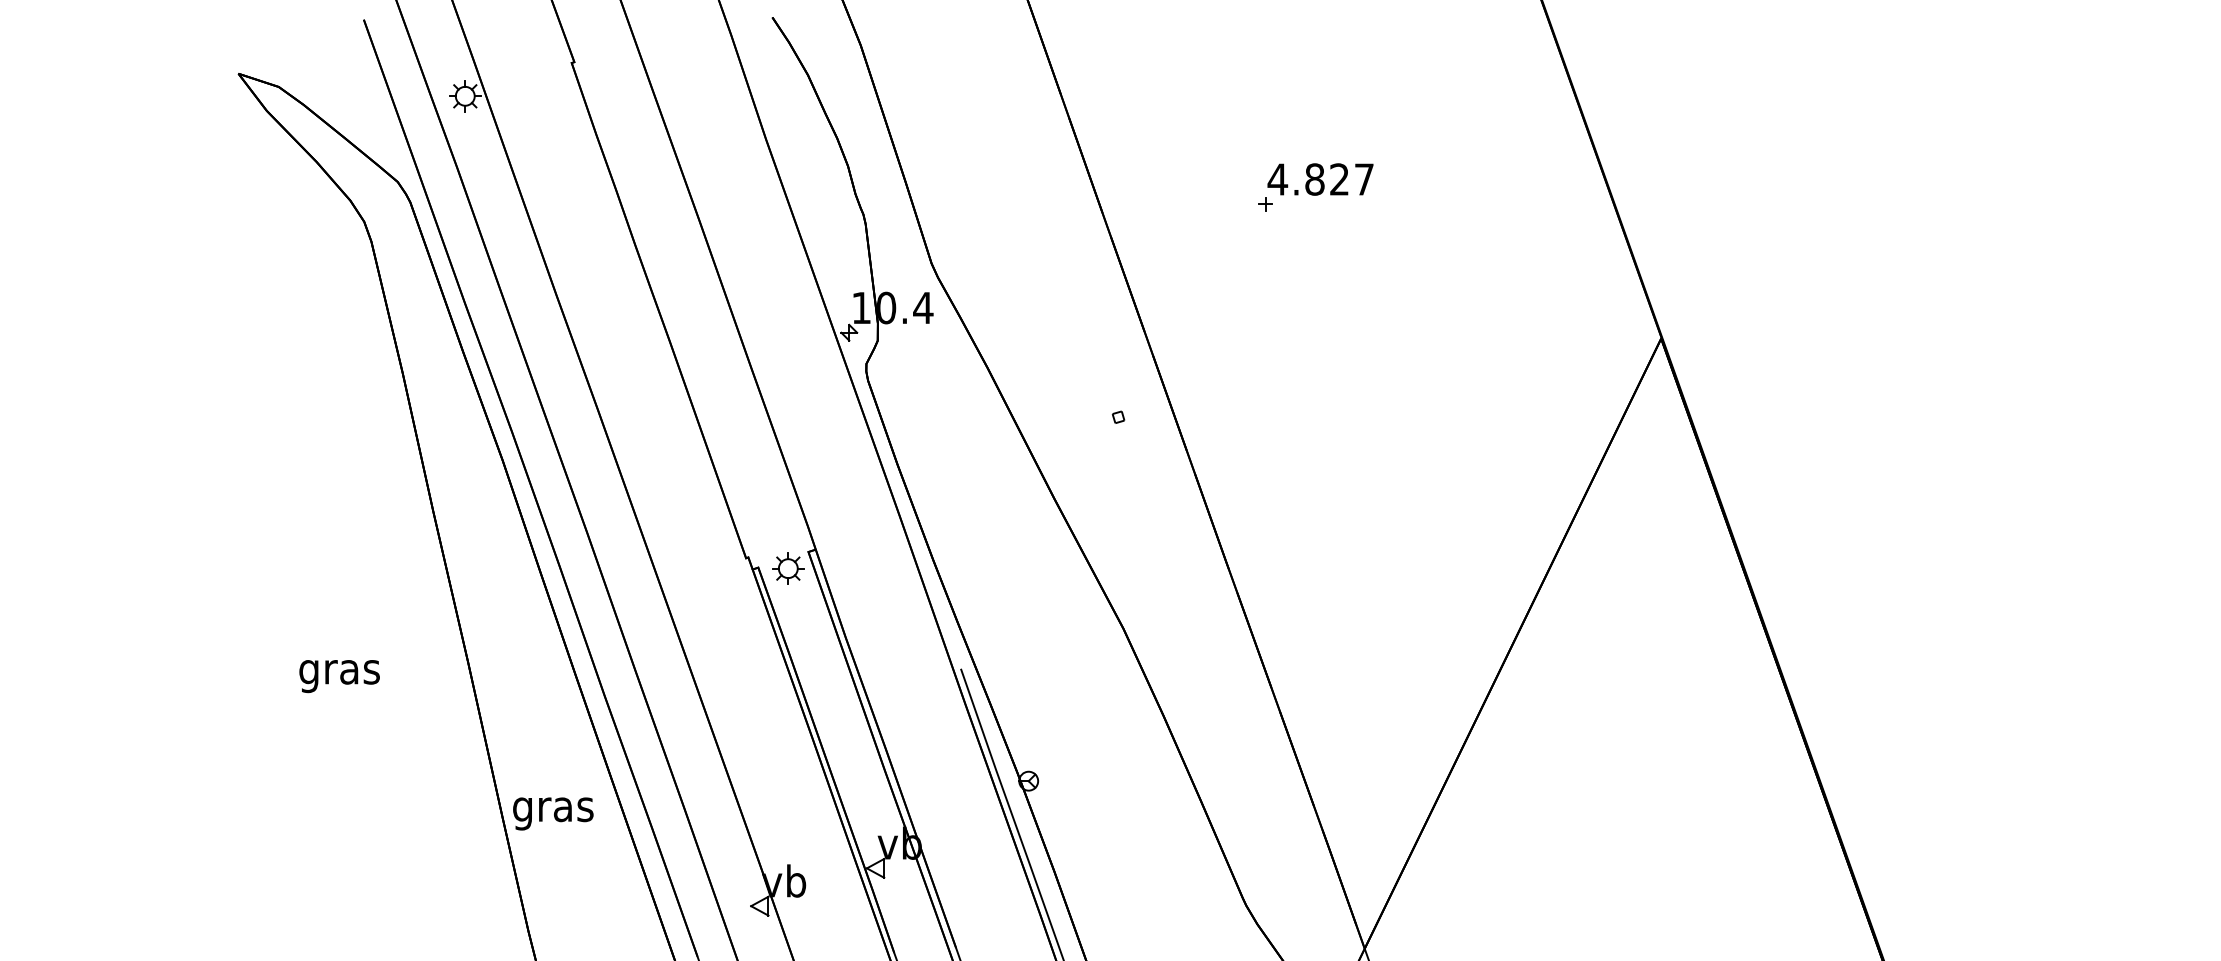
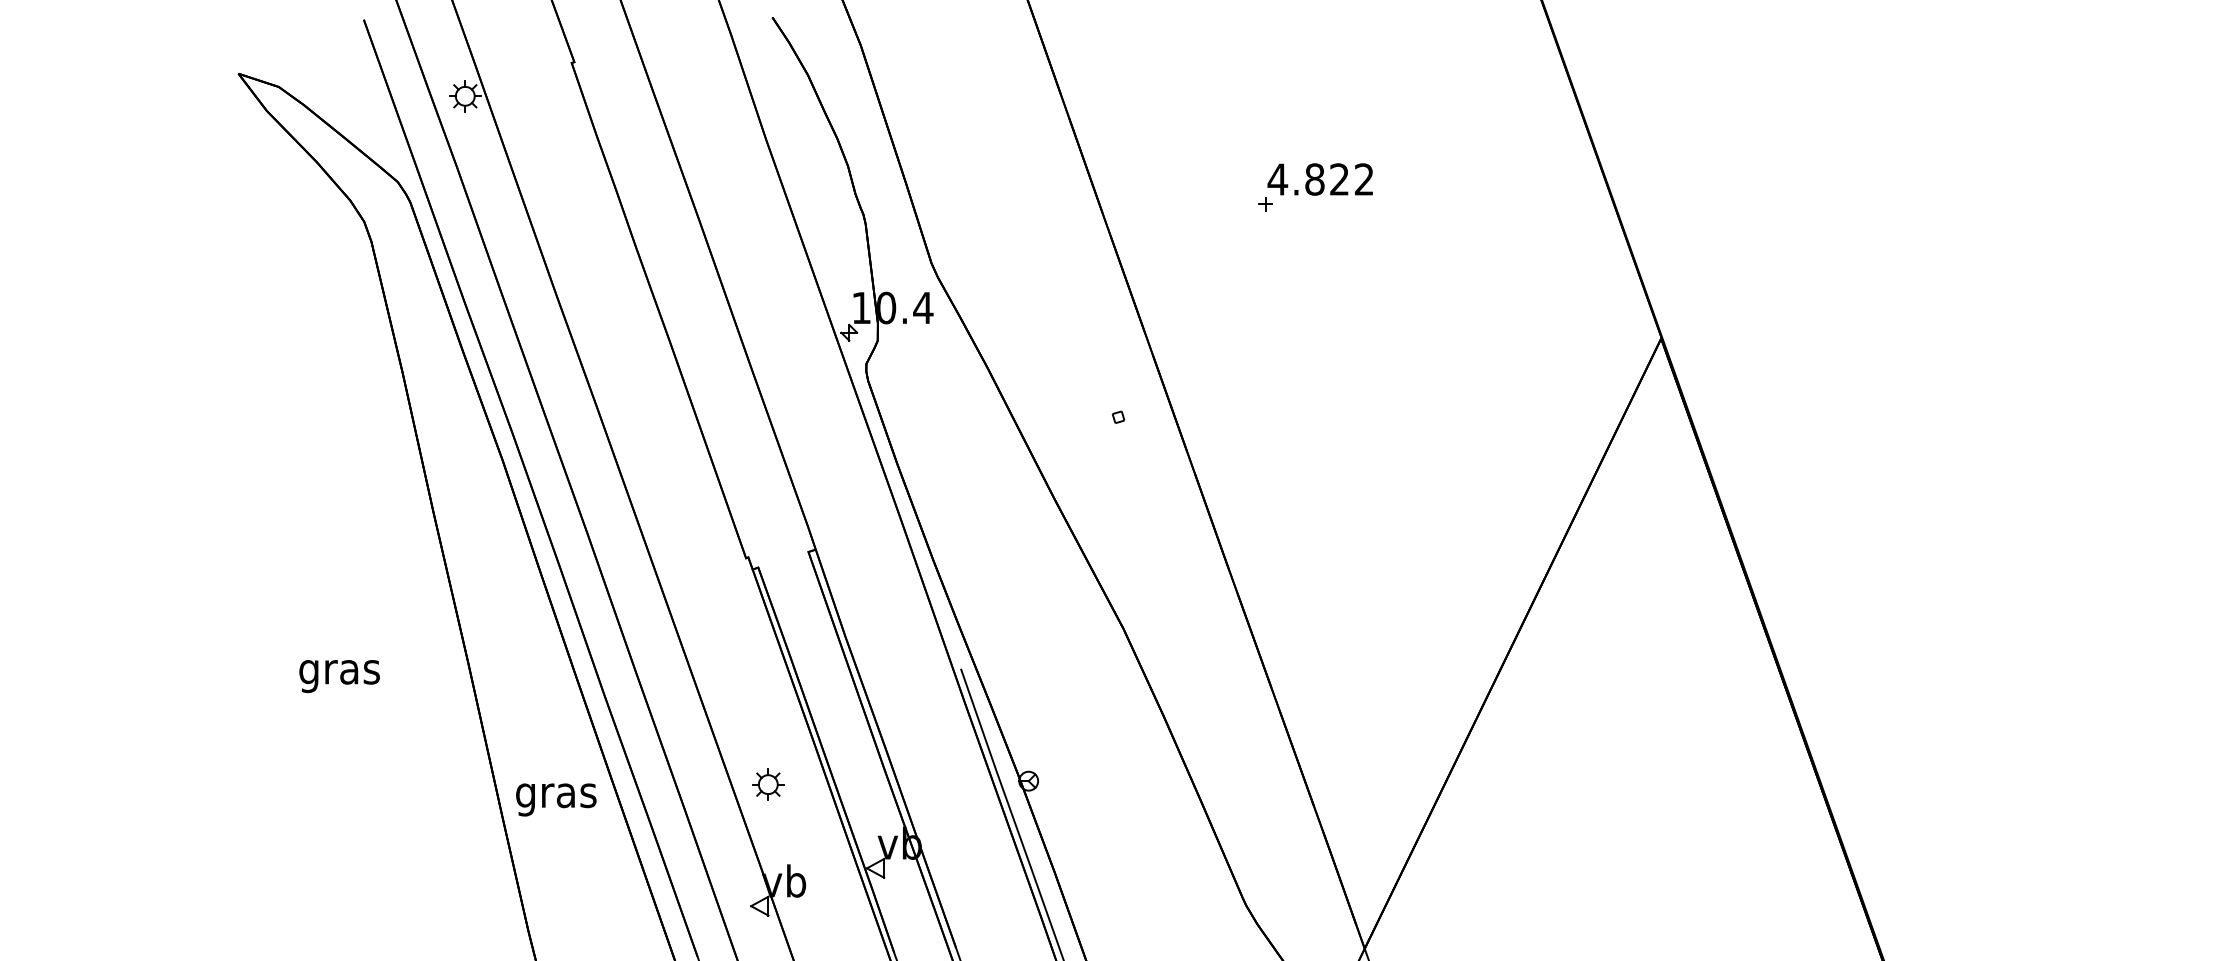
text: 4.827 -> 4.822 (1364, 179)
part position: (788, 568) -> (768, 784) (768, 784)
text position: (553, 813) -> (556, 799) (556, 799)
